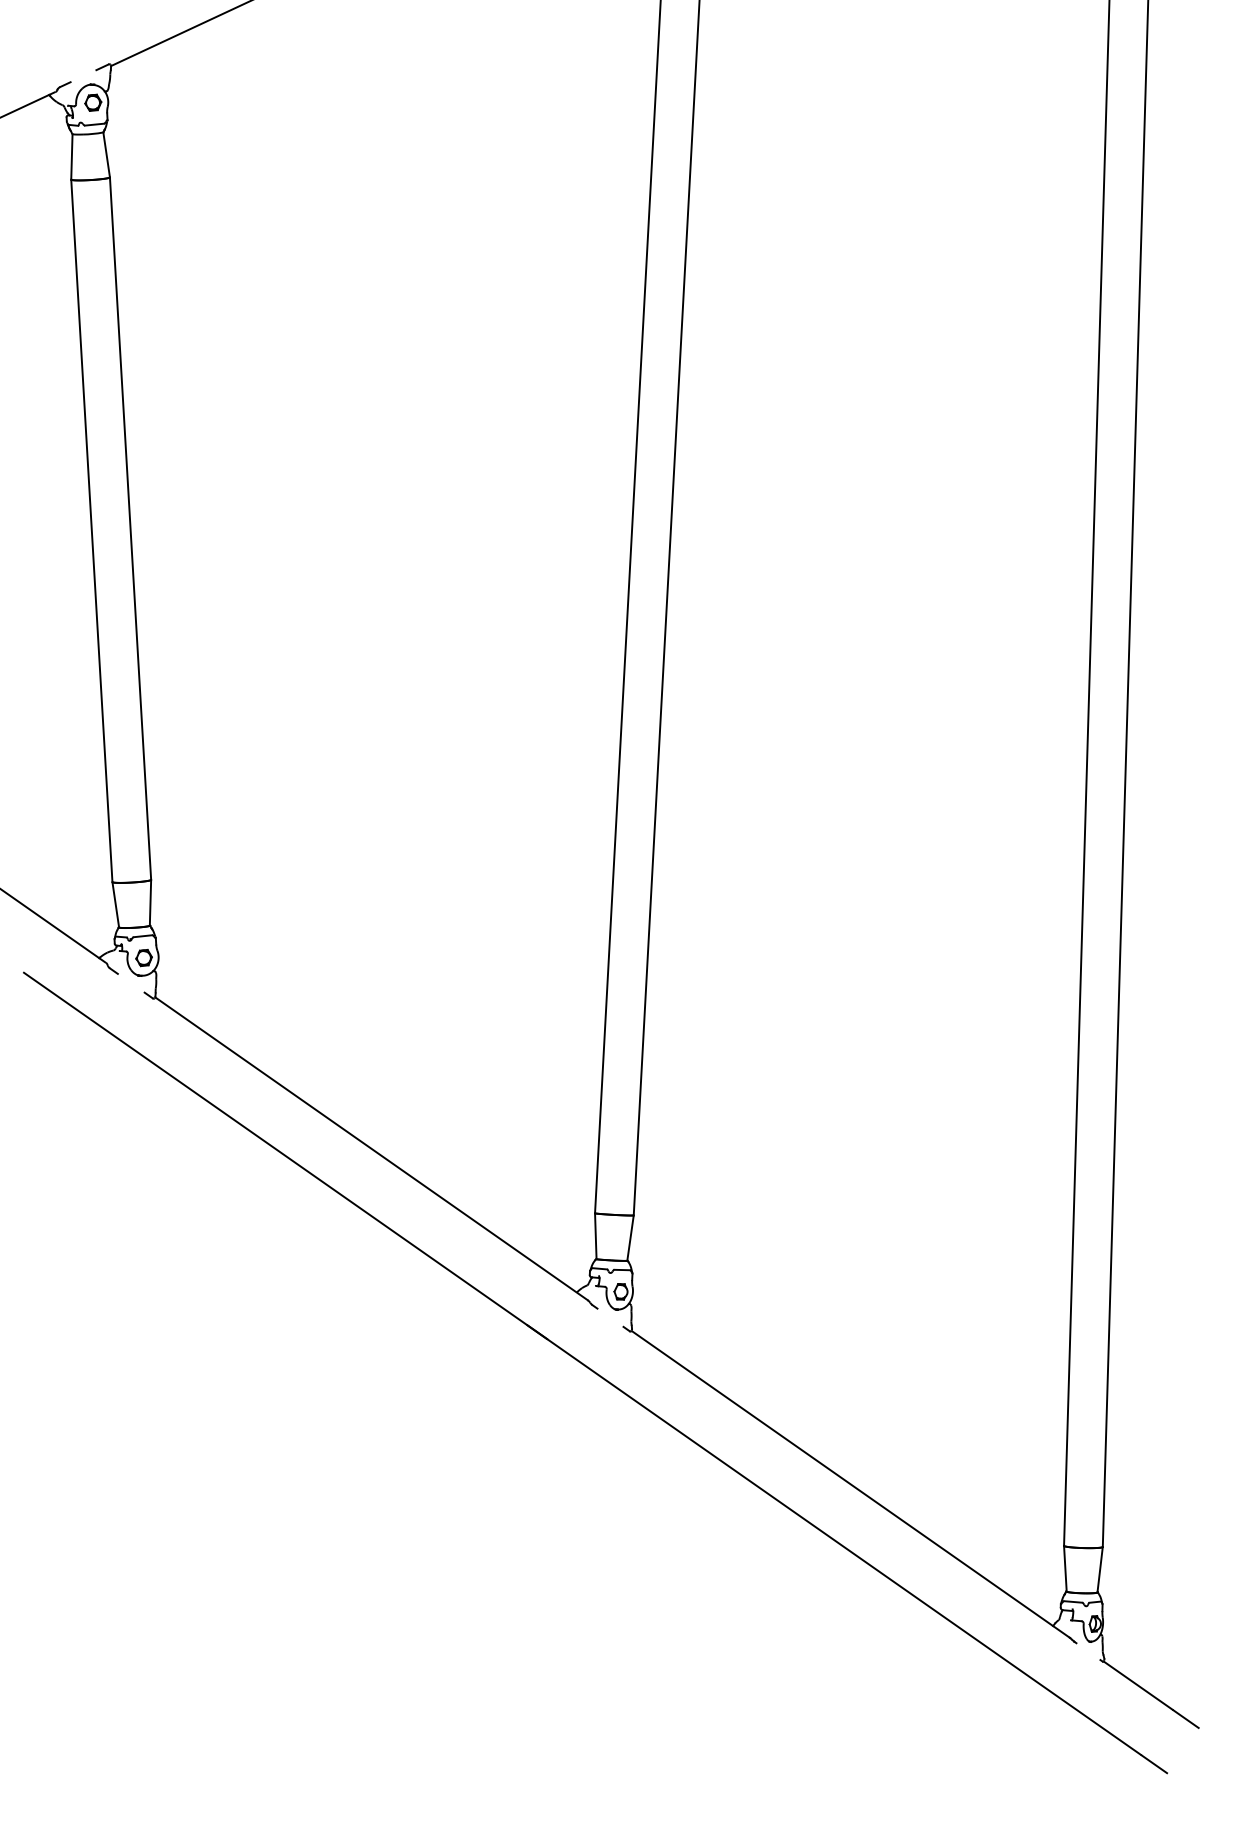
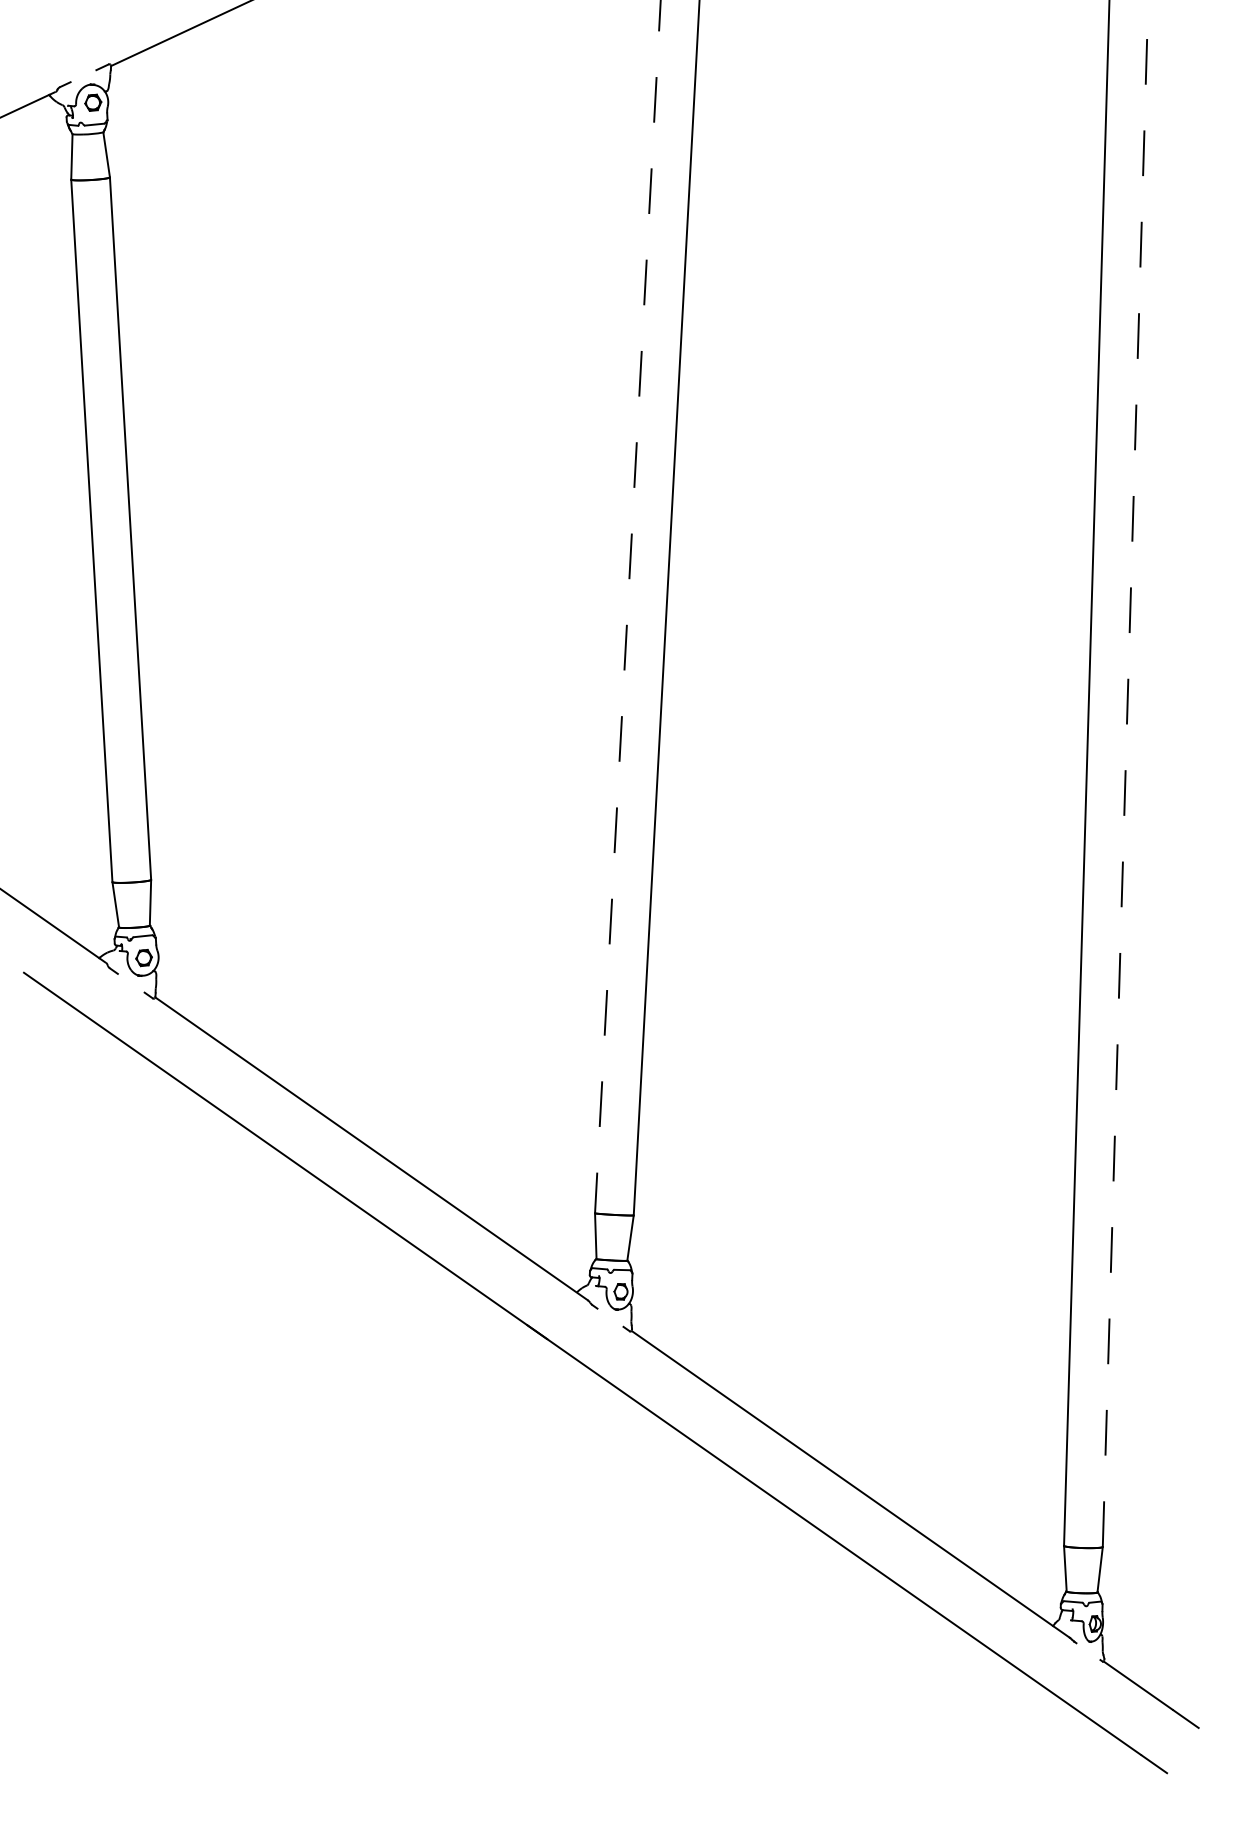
line: solid -> dashed (627, 607)
line: solid -> dashed (1125, 773)
